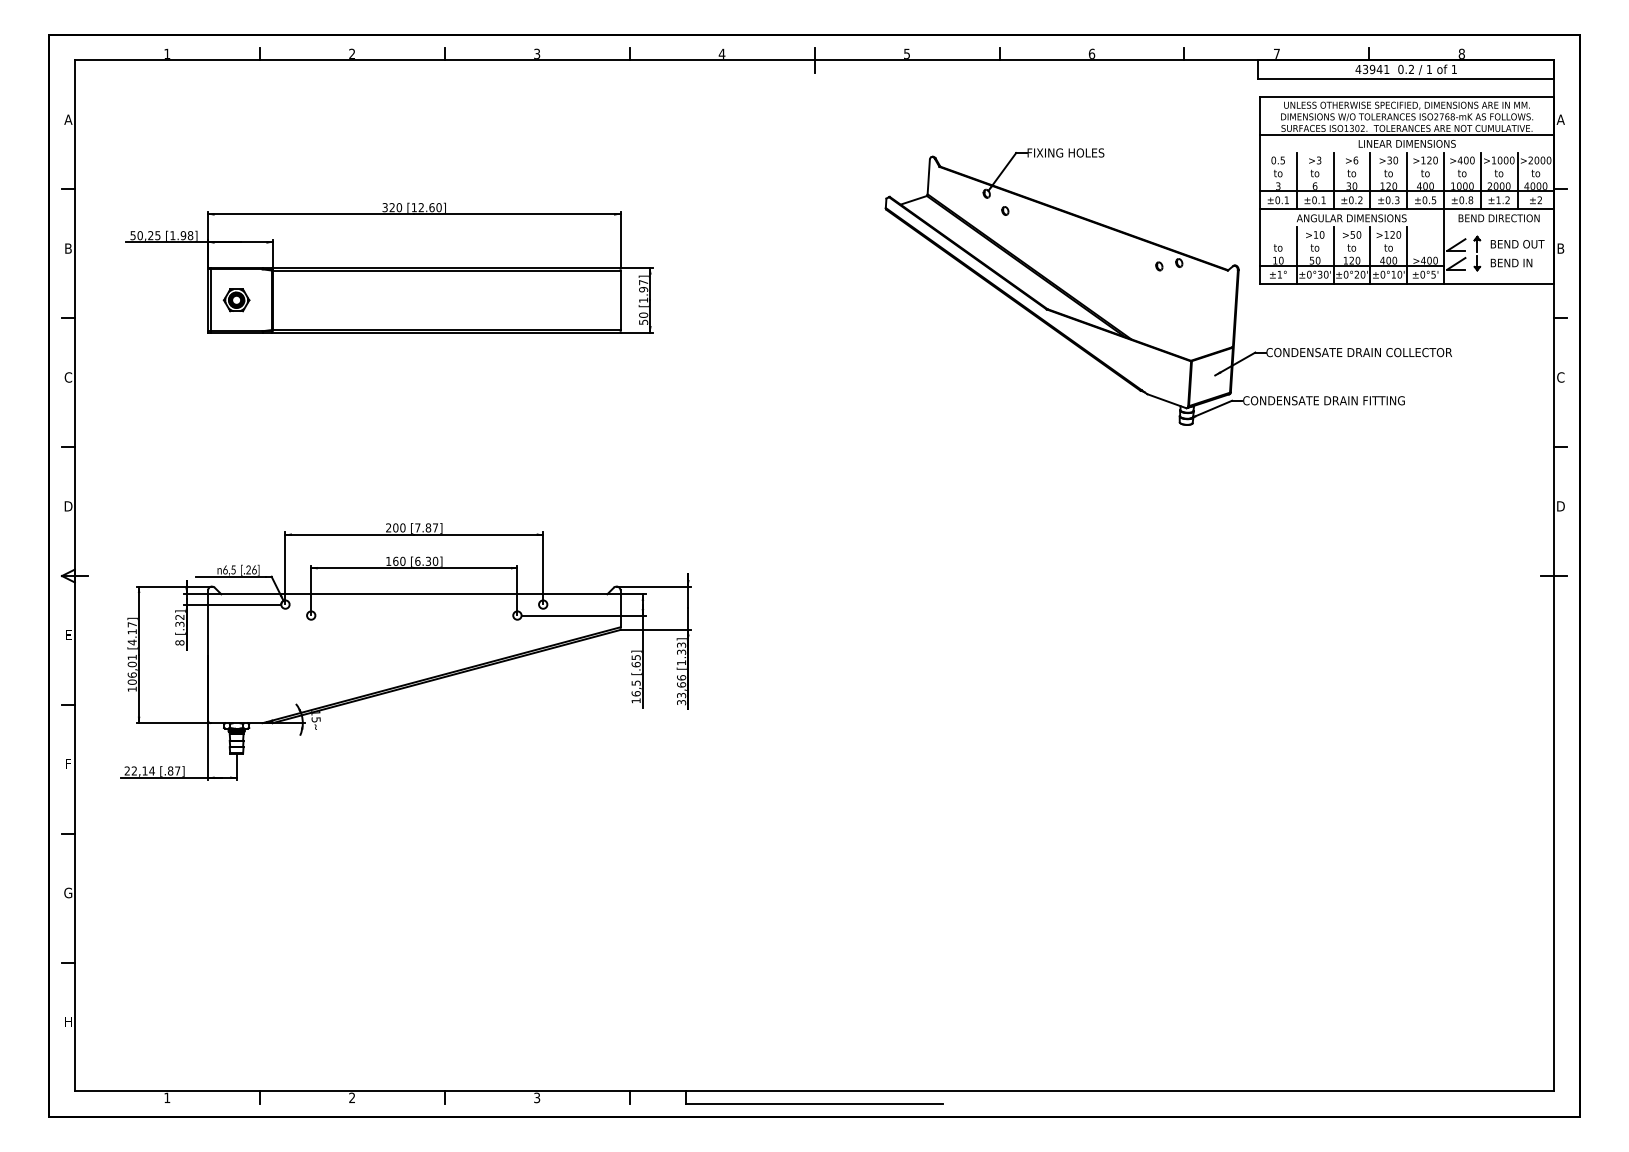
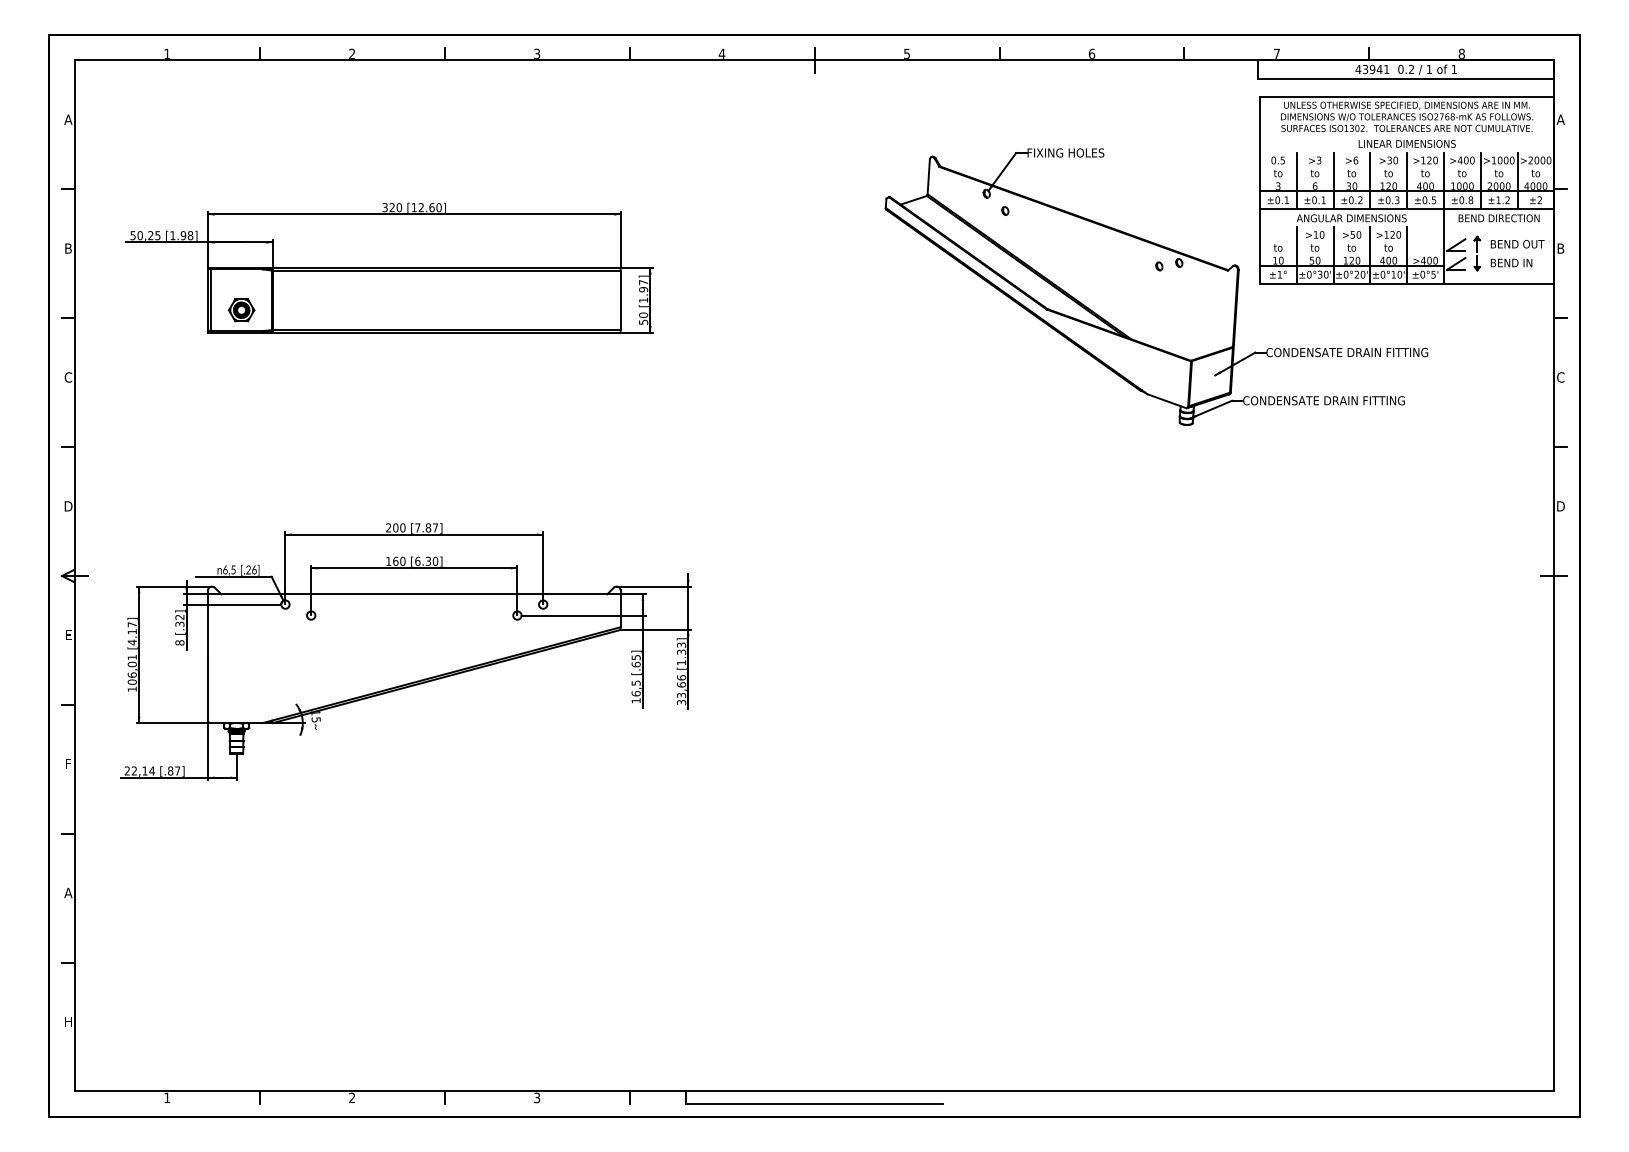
line: present -> none (1406, 134)
part position: (236, 300) -> (241, 310) (241, 310)
text: CONDENSATE DRAIN COLLECTOR -> CONDENSATE DRAIN FITTING (1419, 352)
text: G -> A (68, 892)
